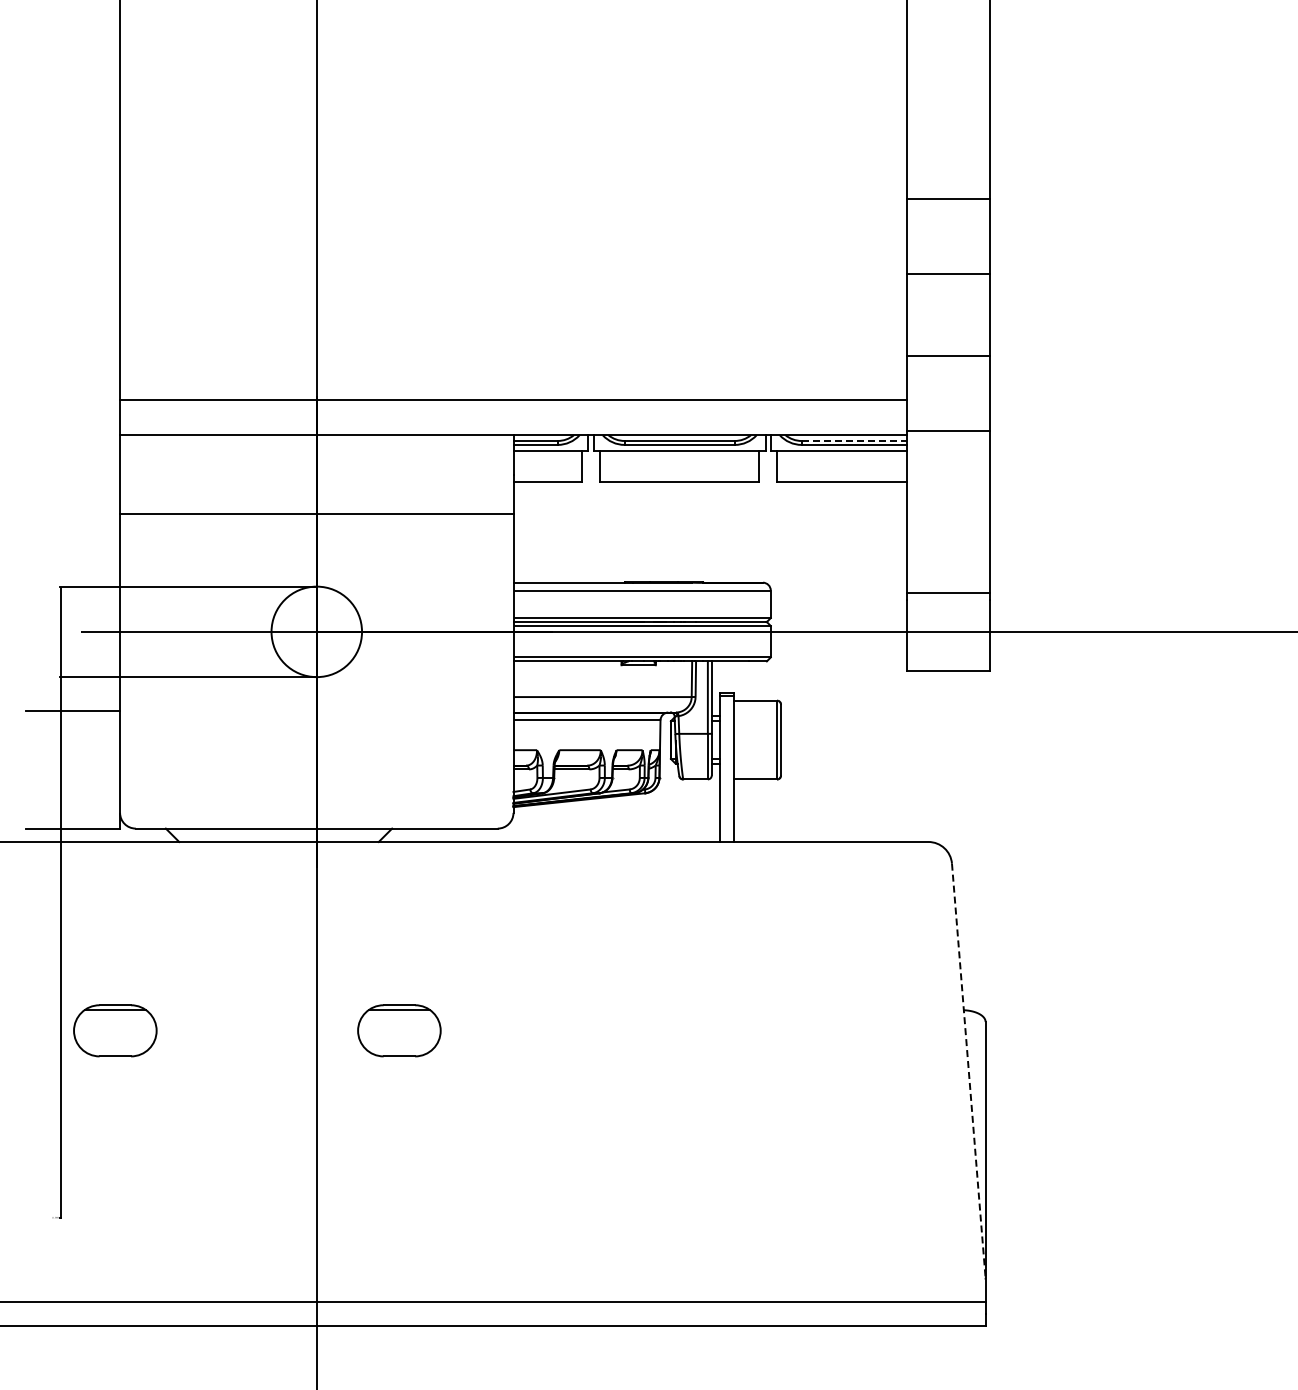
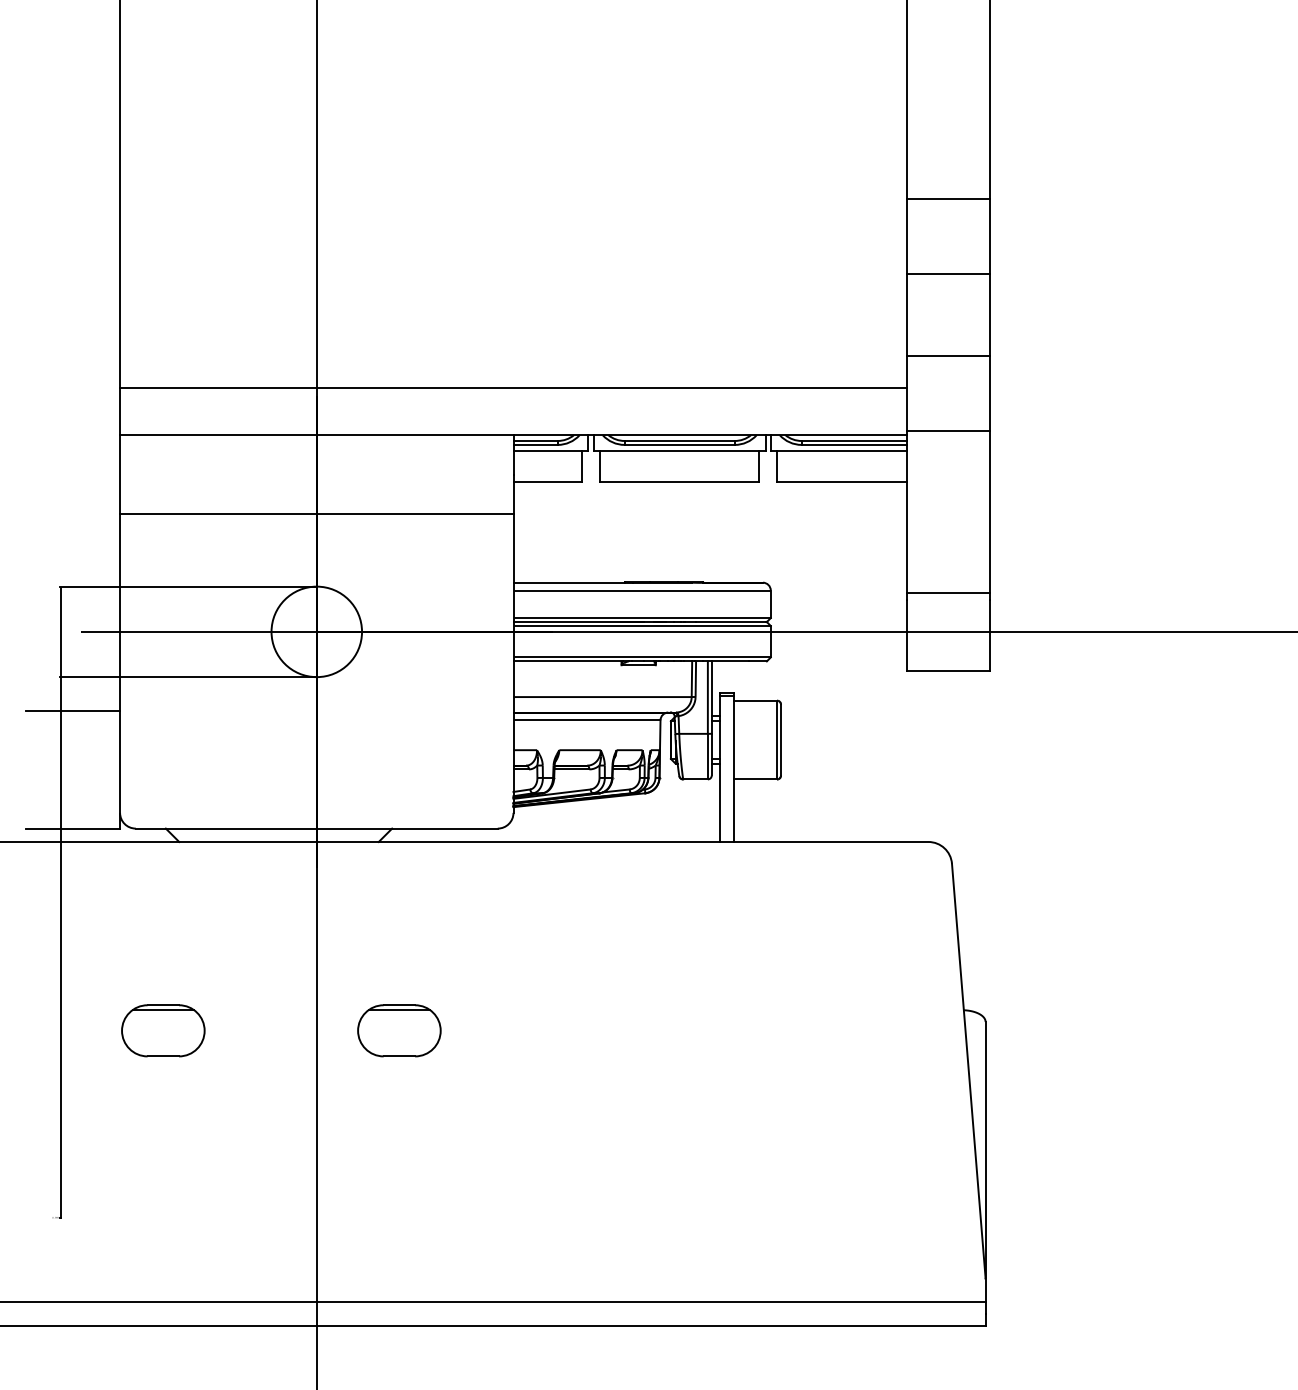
line position: (513, 399) -> (513, 387) (513, 387)
line: dashed -> solid (854, 440)
part position: (115, 1030) -> (163, 1030) (163, 1030)
line: dashed -> solid (968, 1070)
